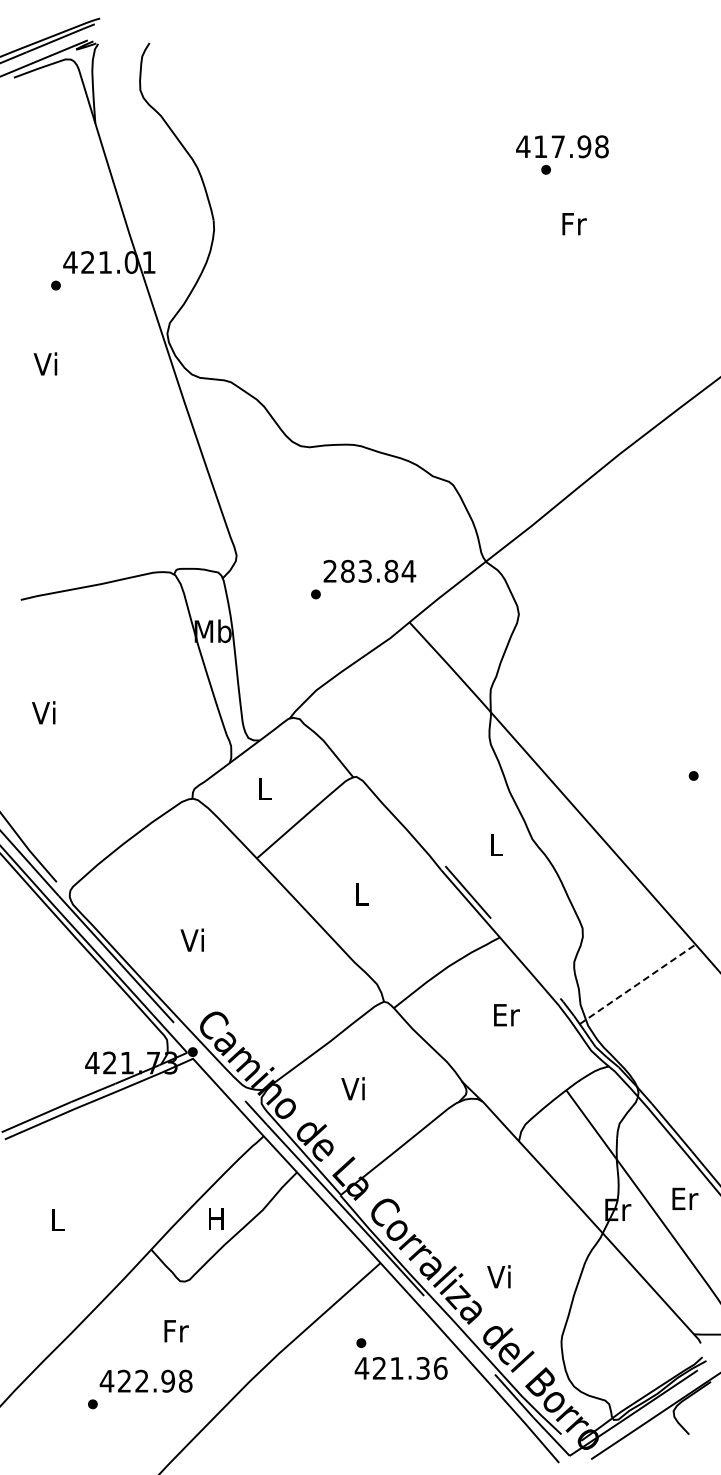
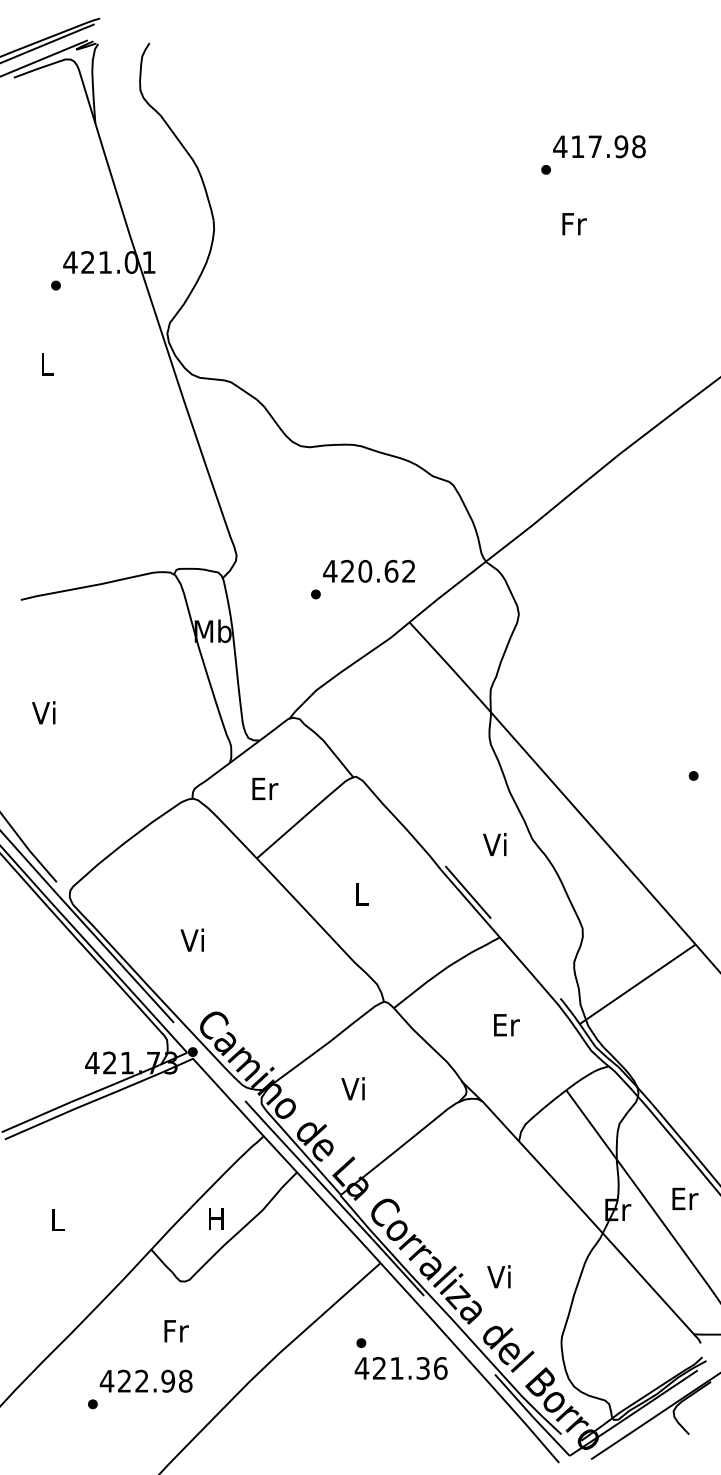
text position: (562, 146) -> (599, 146) (599, 146)
text: Vi -> L (45, 363)
text: 283.84 -> 420.62 (369, 570)
text: L -> Er (265, 788)
text: L -> Vi (494, 843)
line: dashed -> solid (637, 984)
text position: (506, 1015) -> (506, 1025) (506, 1025)
